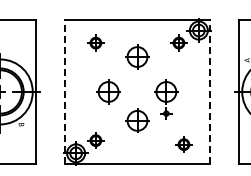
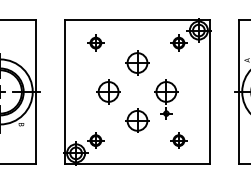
part position: (137, 56) -> (137, 62) (137, 62)
line: dashed -> solid (65, 91)
line: dashed -> solid (209, 91)
part position: (183, 144) -> (178, 140) (178, 140)
